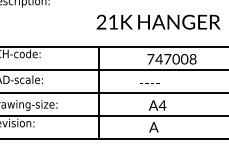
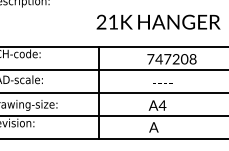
text: 747008 -> 747208 (175, 60)
text position: (149, 83) -> (162, 83) (162, 83)
